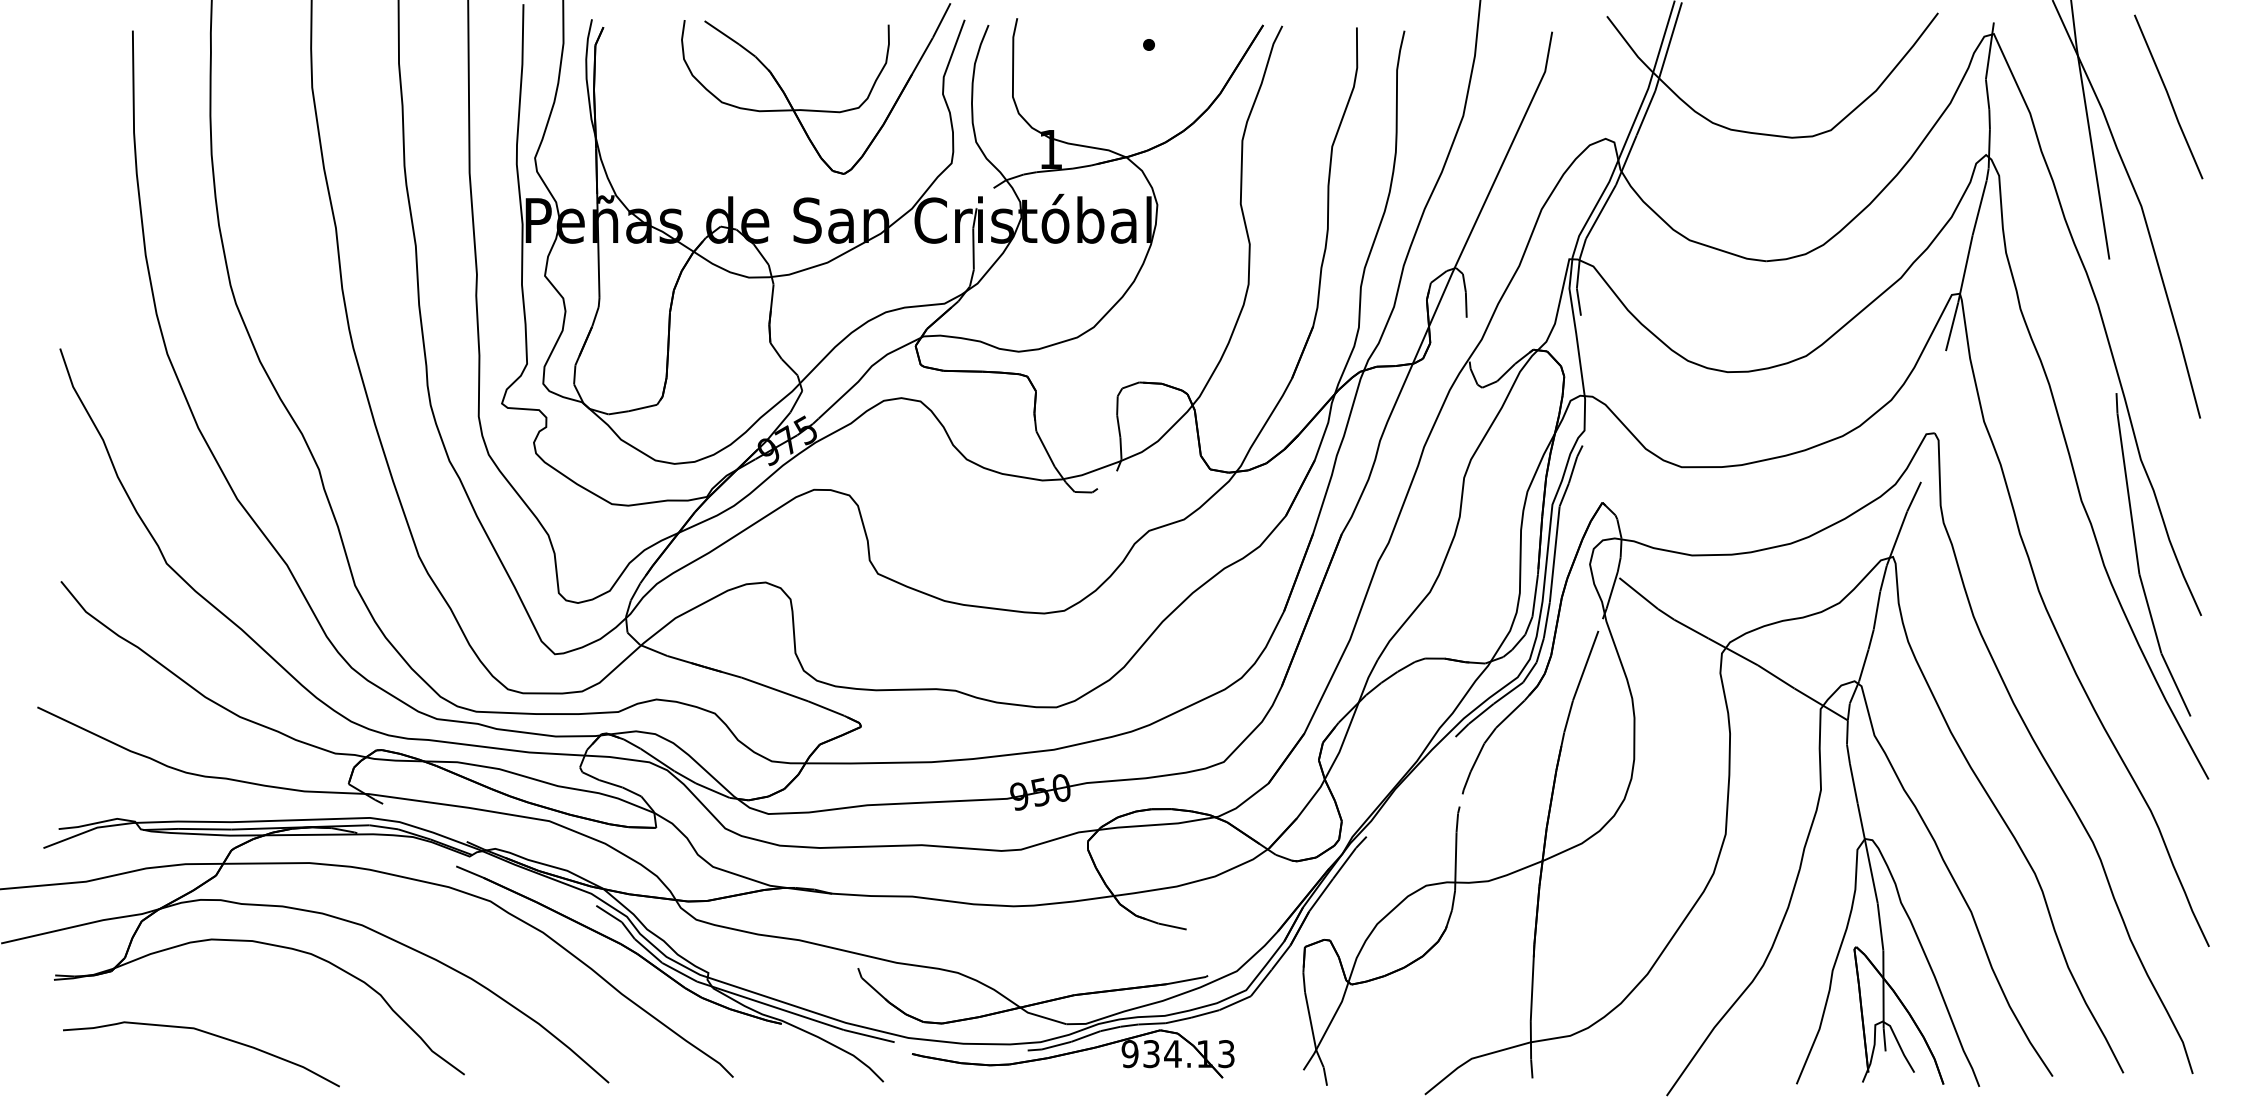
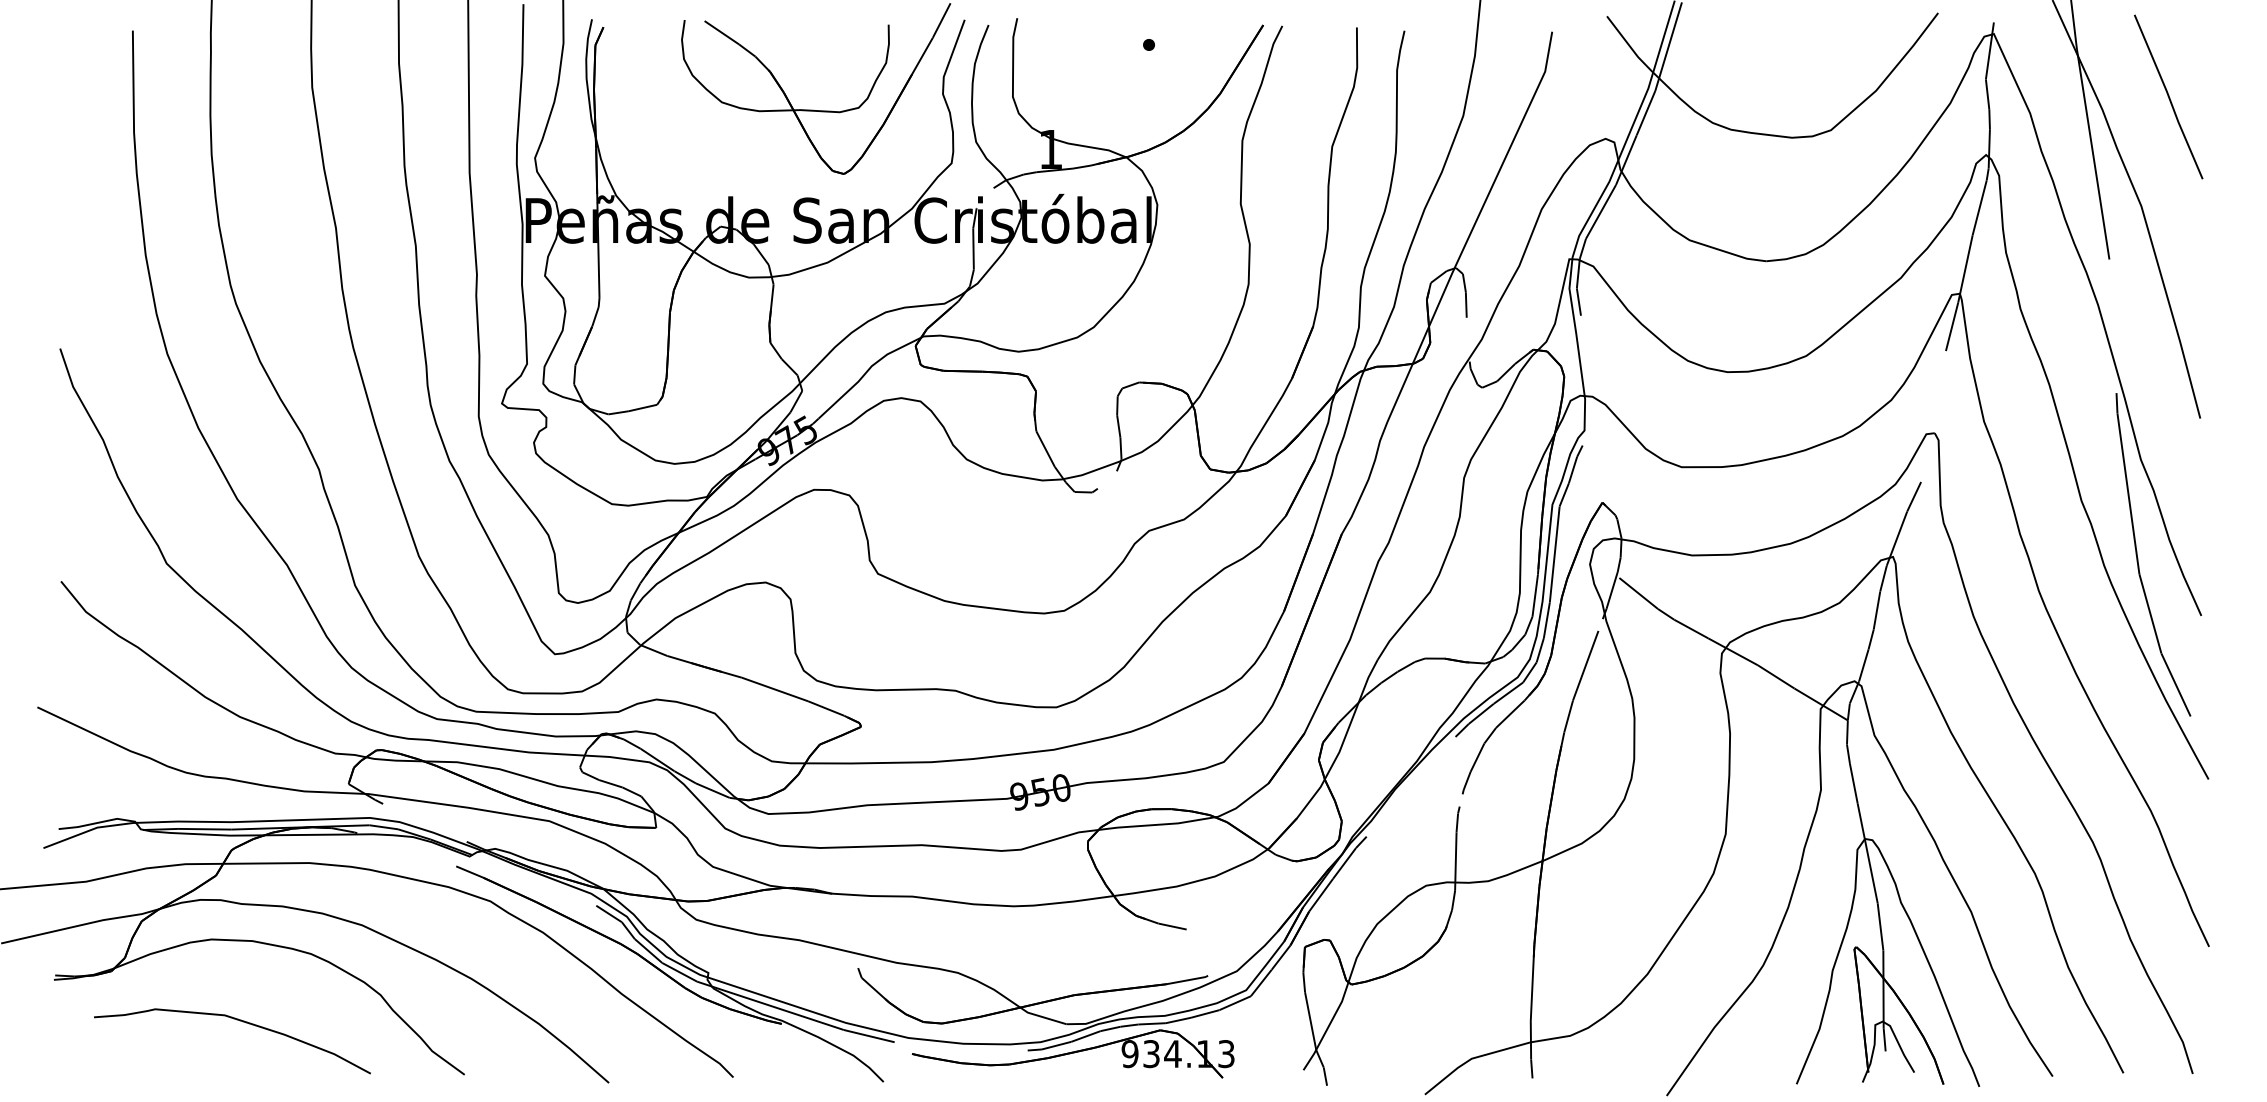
curve position: (208, 1034) -> (239, 1021) (239, 1021)
